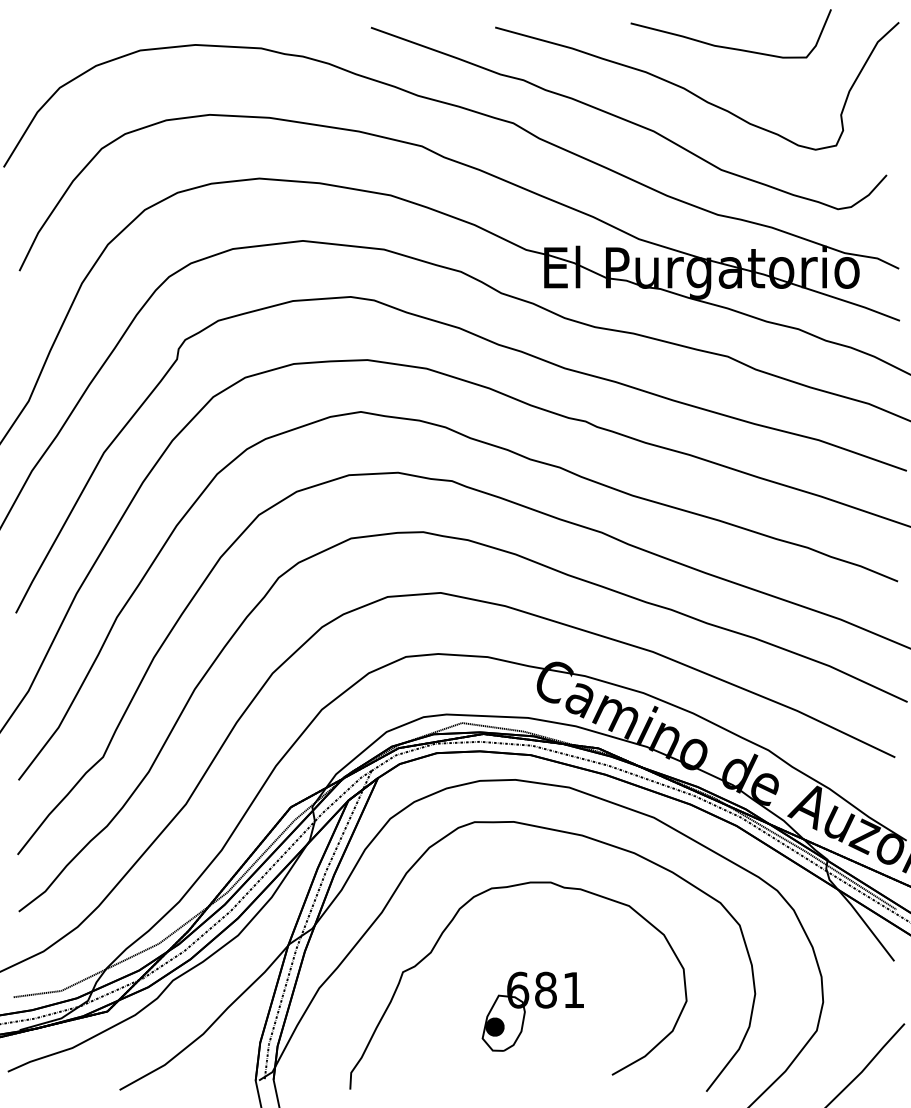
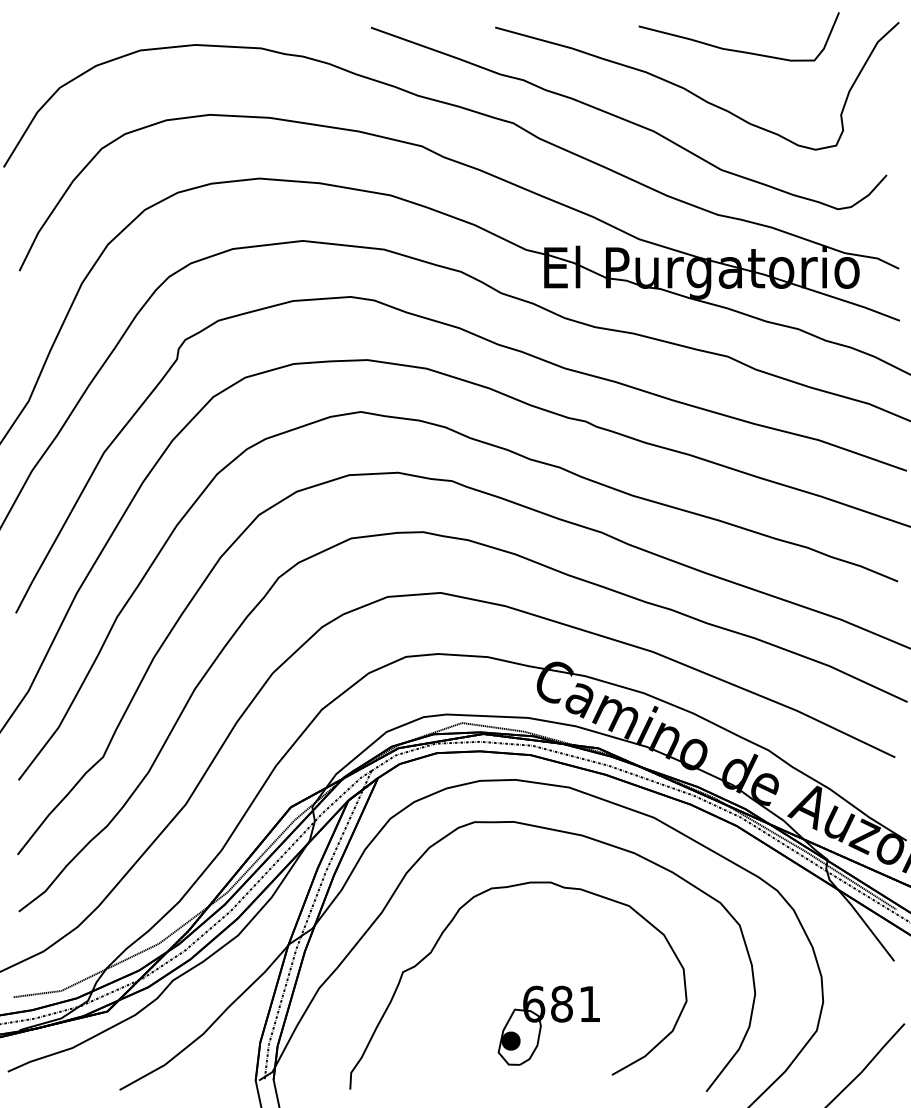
part position: (726, 46) -> (734, 49) (734, 49)
part position: (525, 1011) -> (541, 1025) (541, 1025)
